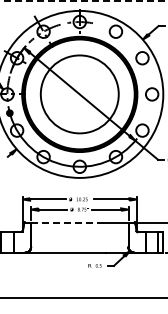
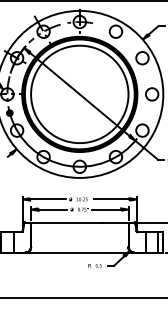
line: dashed -> solid (84, 0)
circle diameter: 78 px -> 97 px (79, 94)
line: dashed -> solid (67, 222)
